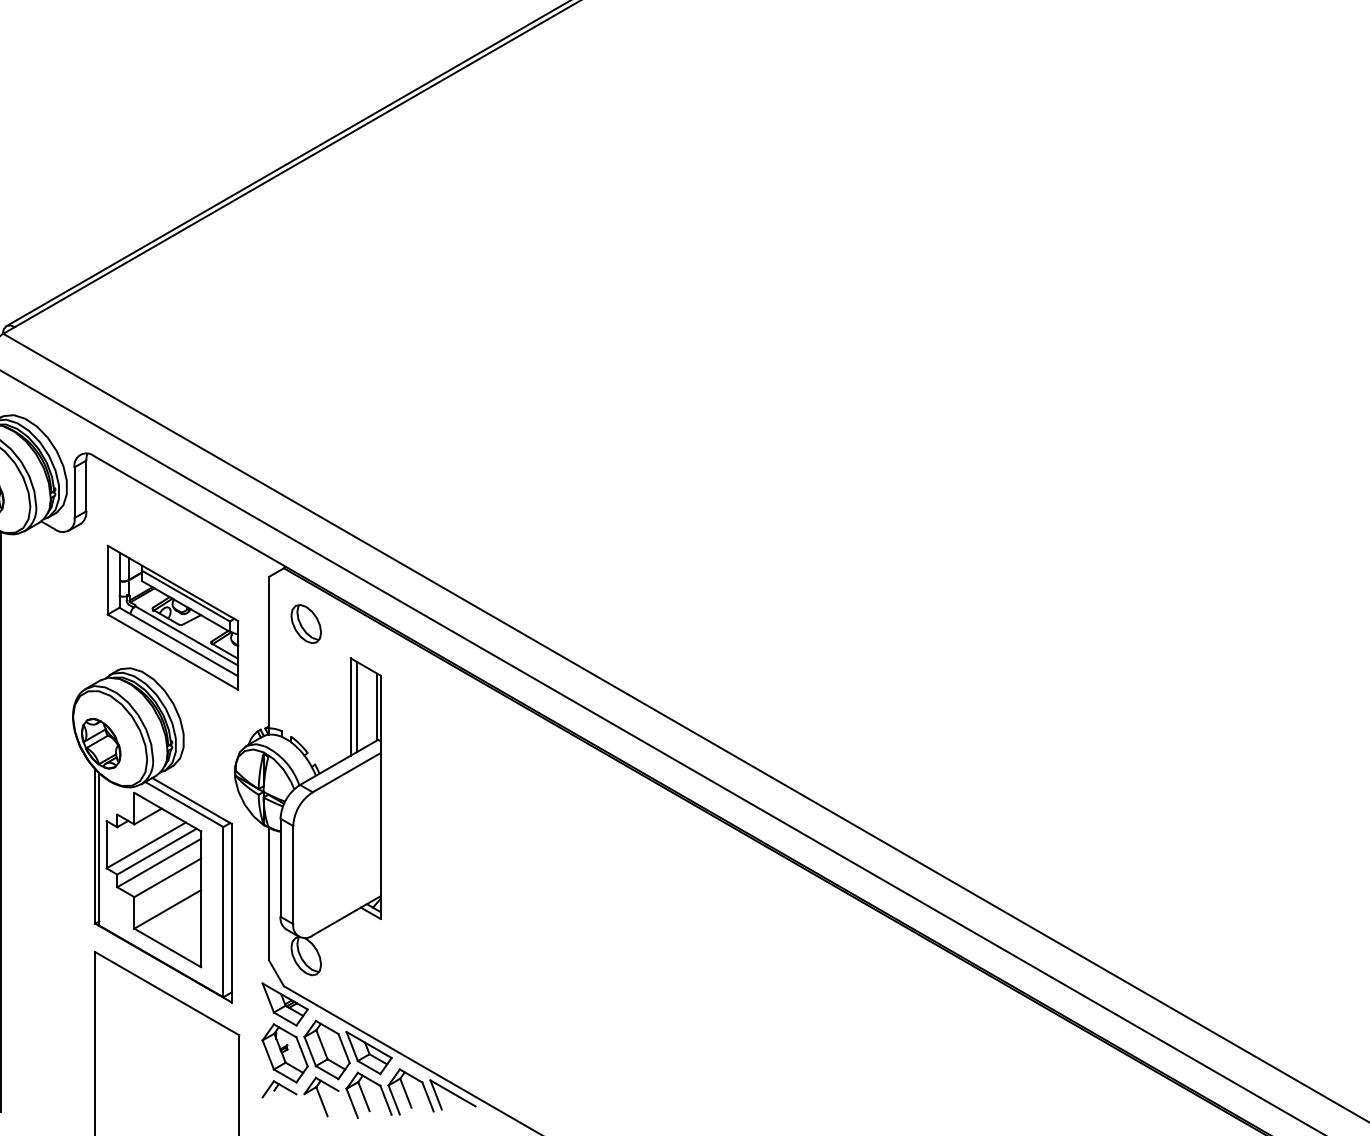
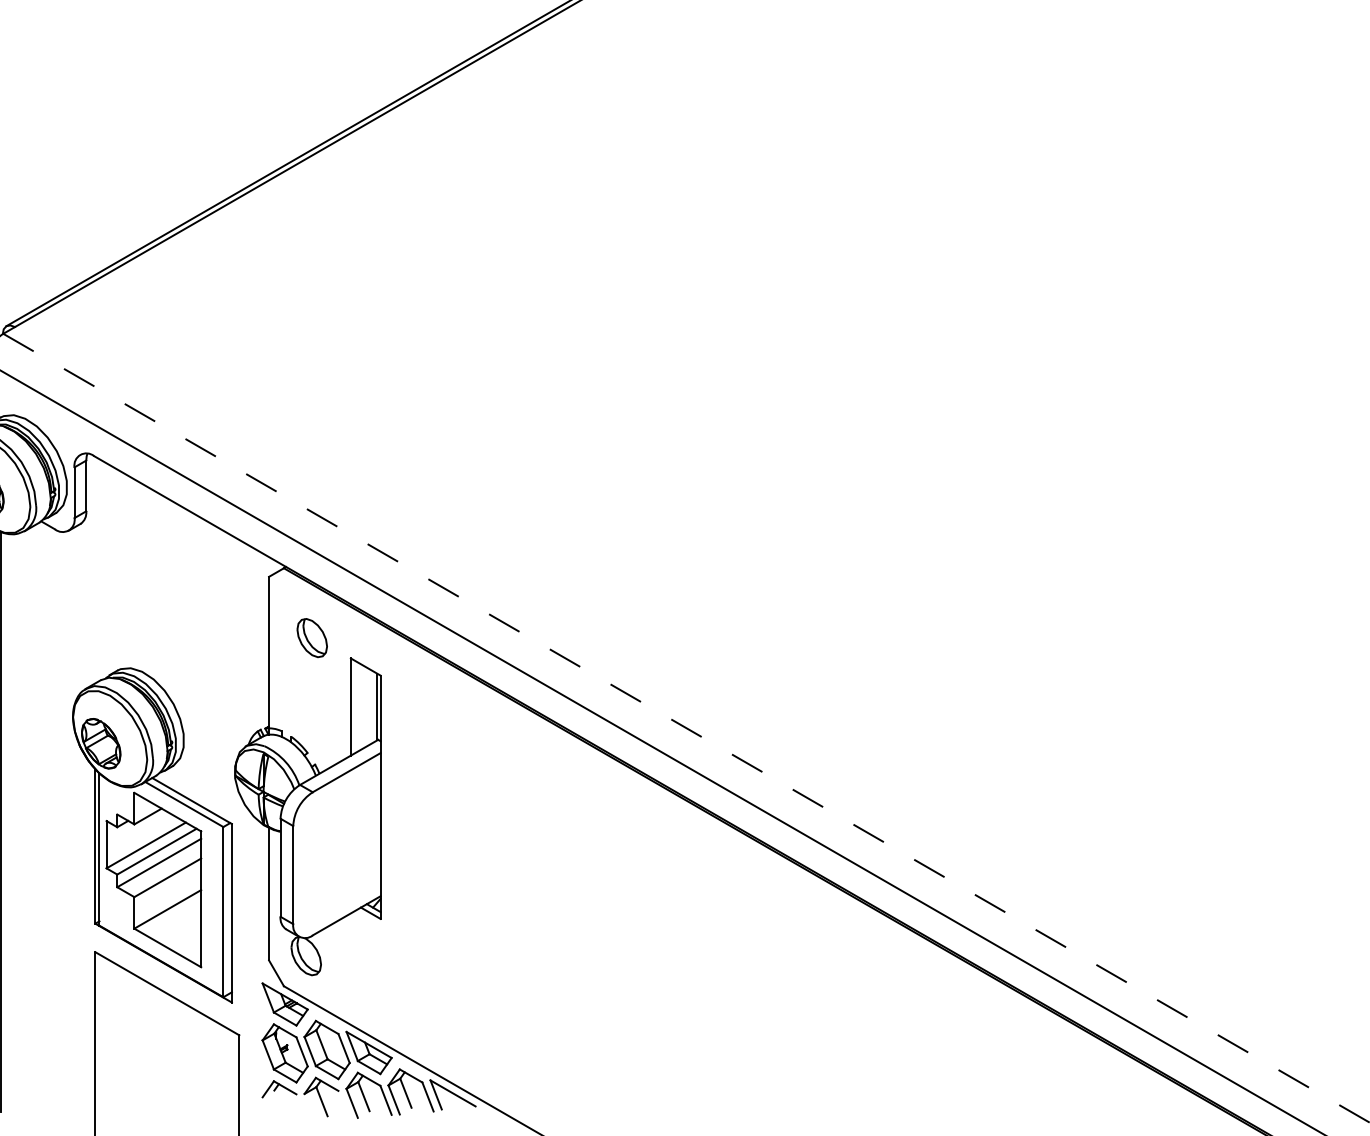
part: present -> none (172, 617)
part position: (305, 624) -> (311, 638) (311, 638)
line: present -> none (356, 706)
line: solid -> dashed (686, 728)
